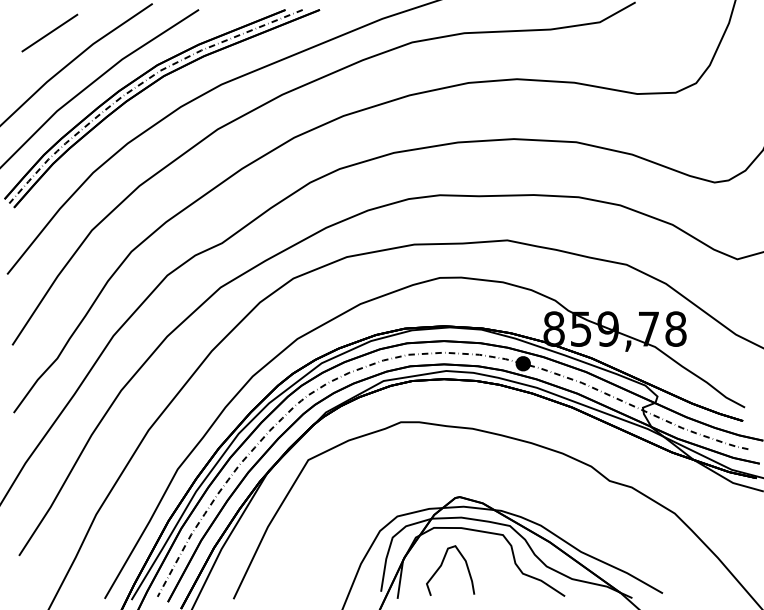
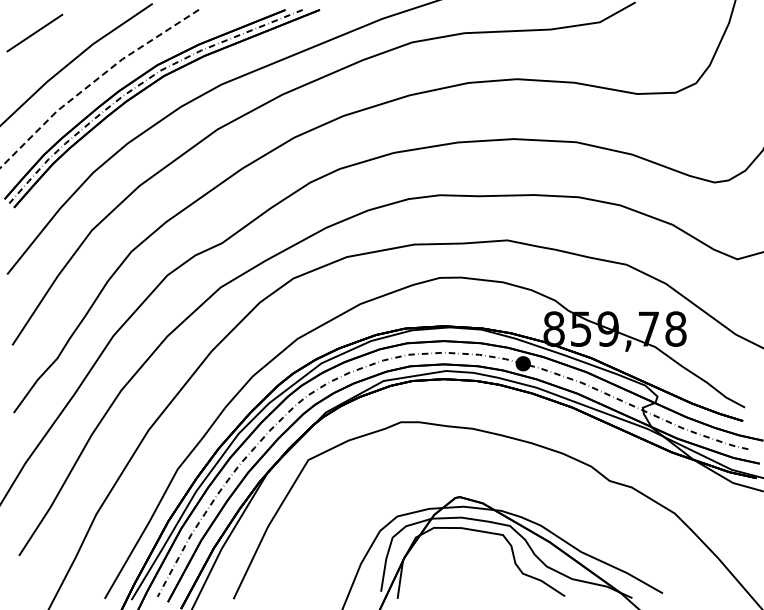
line position: (49, 32) -> (34, 32) (34, 32)
line: solid -> dashed (93, 82)
curve: present -> none (442, 565)
